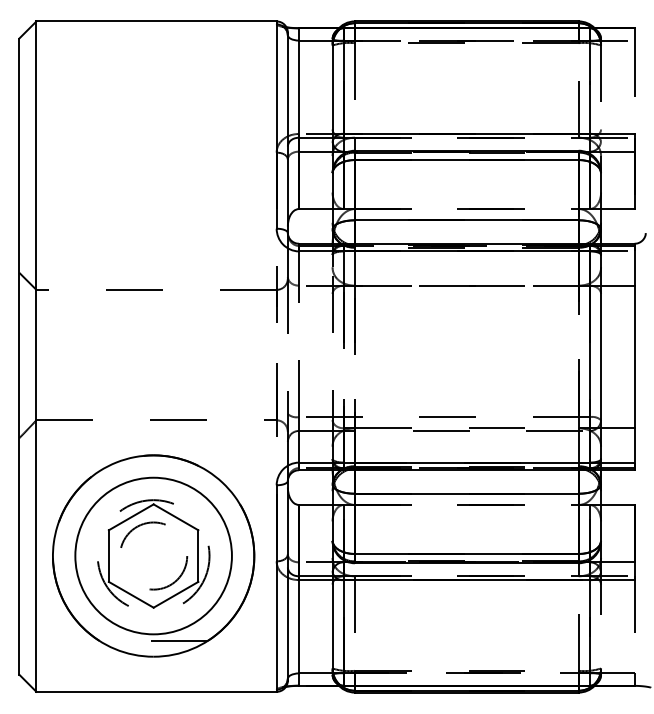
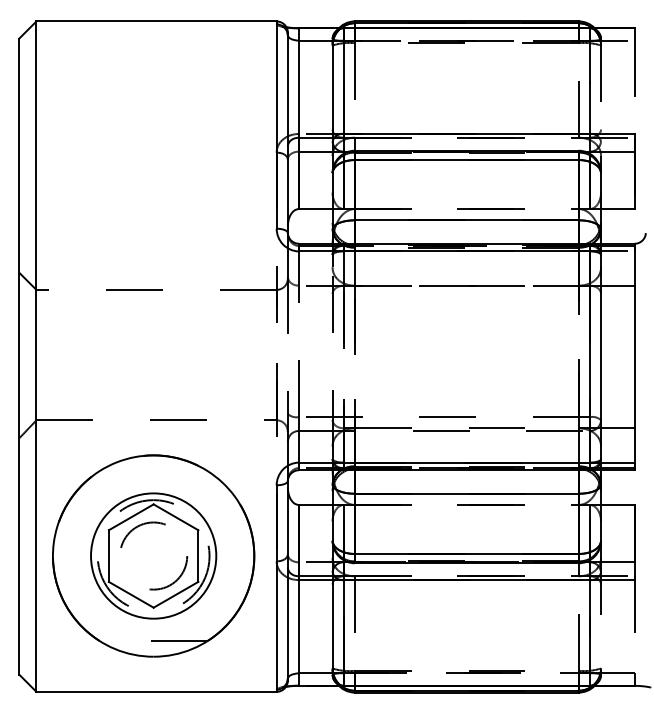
circle diameter: 157 px -> 125 px (153, 555)
